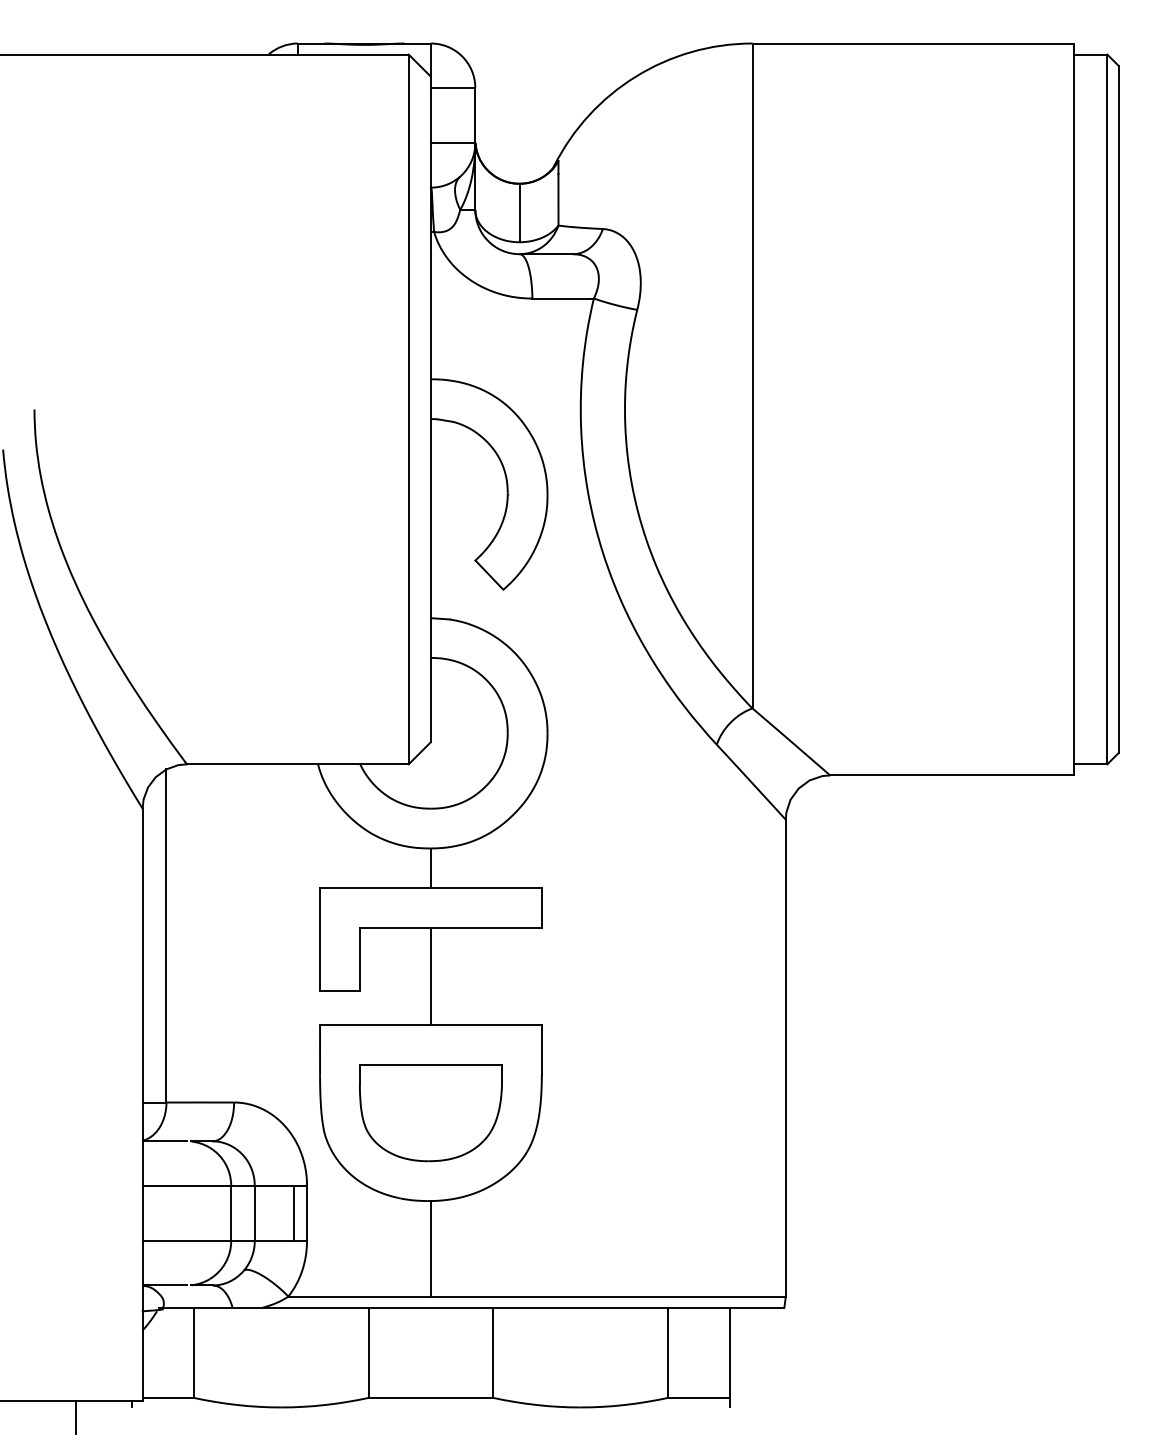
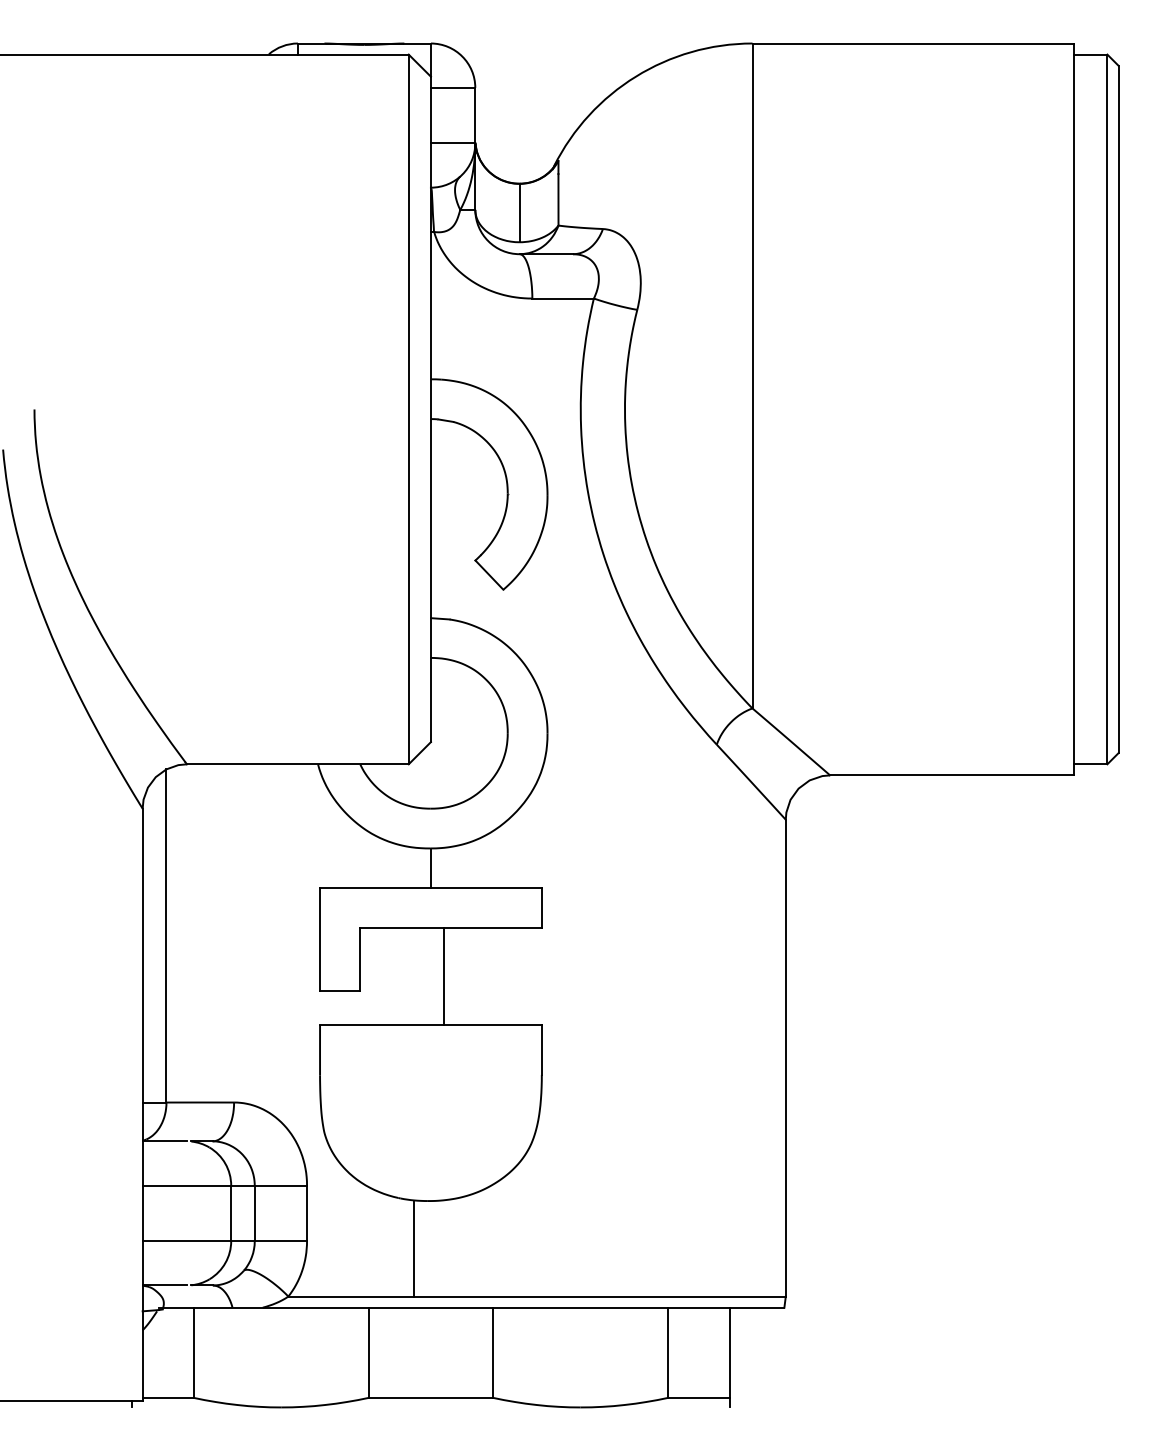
line position: (430, 976) -> (443, 976) (443, 976)
part: present -> none (430, 1113)
line: present -> none (293, 1213)
line position: (430, 1248) -> (413, 1248) (413, 1248)
line: present -> none (76, 1417)
